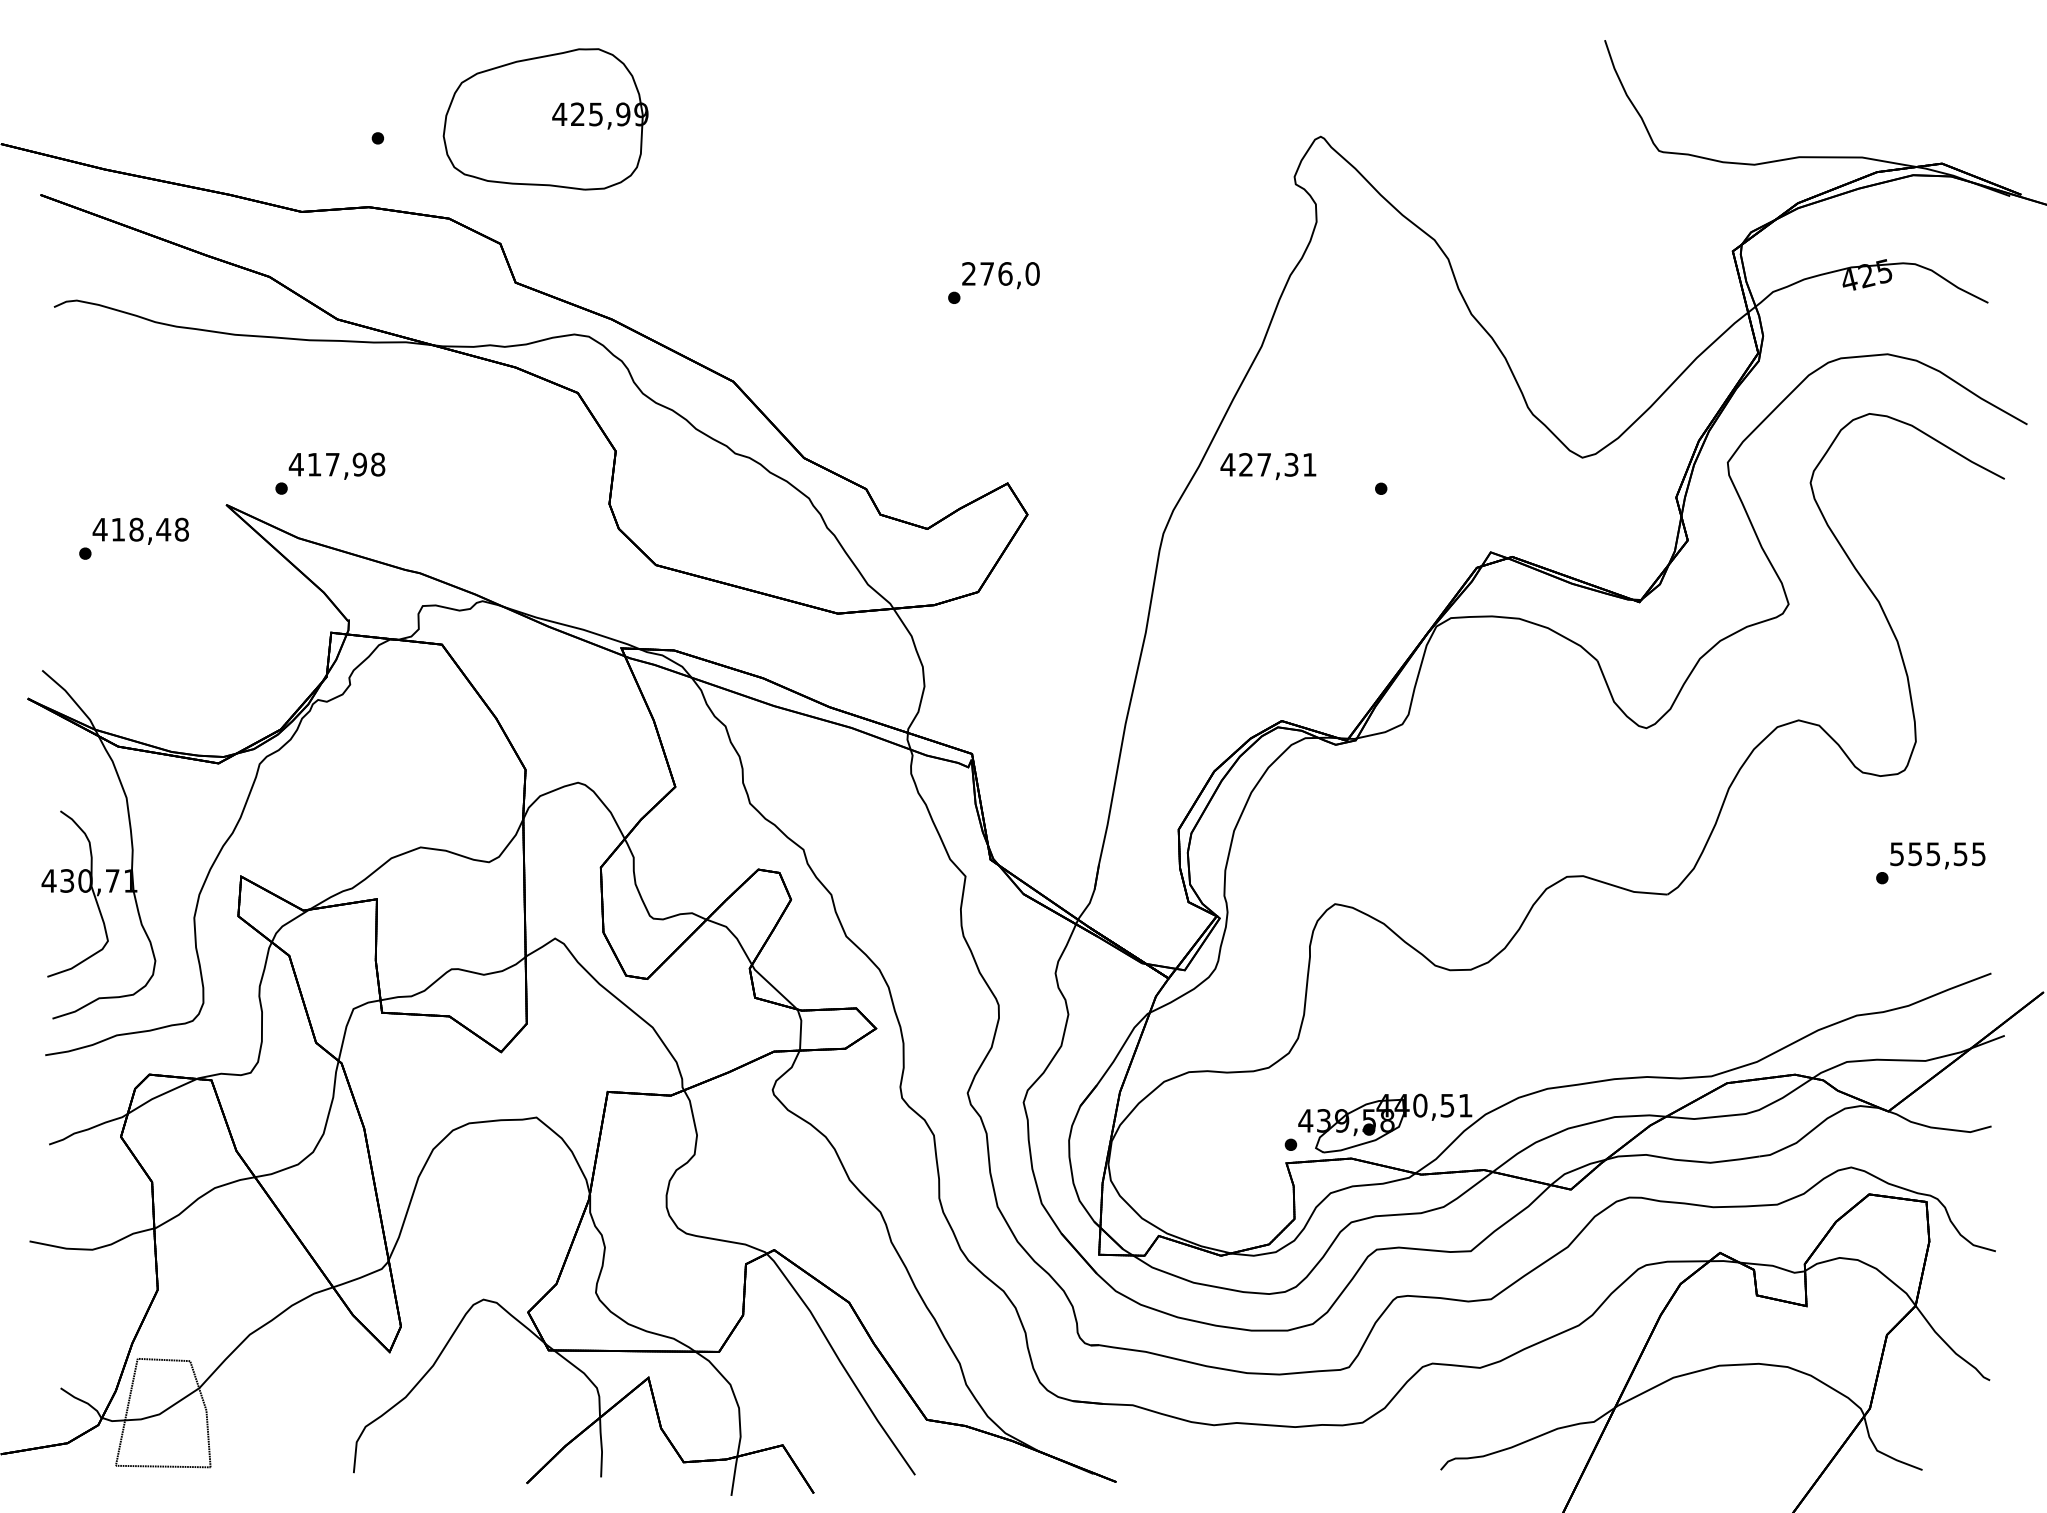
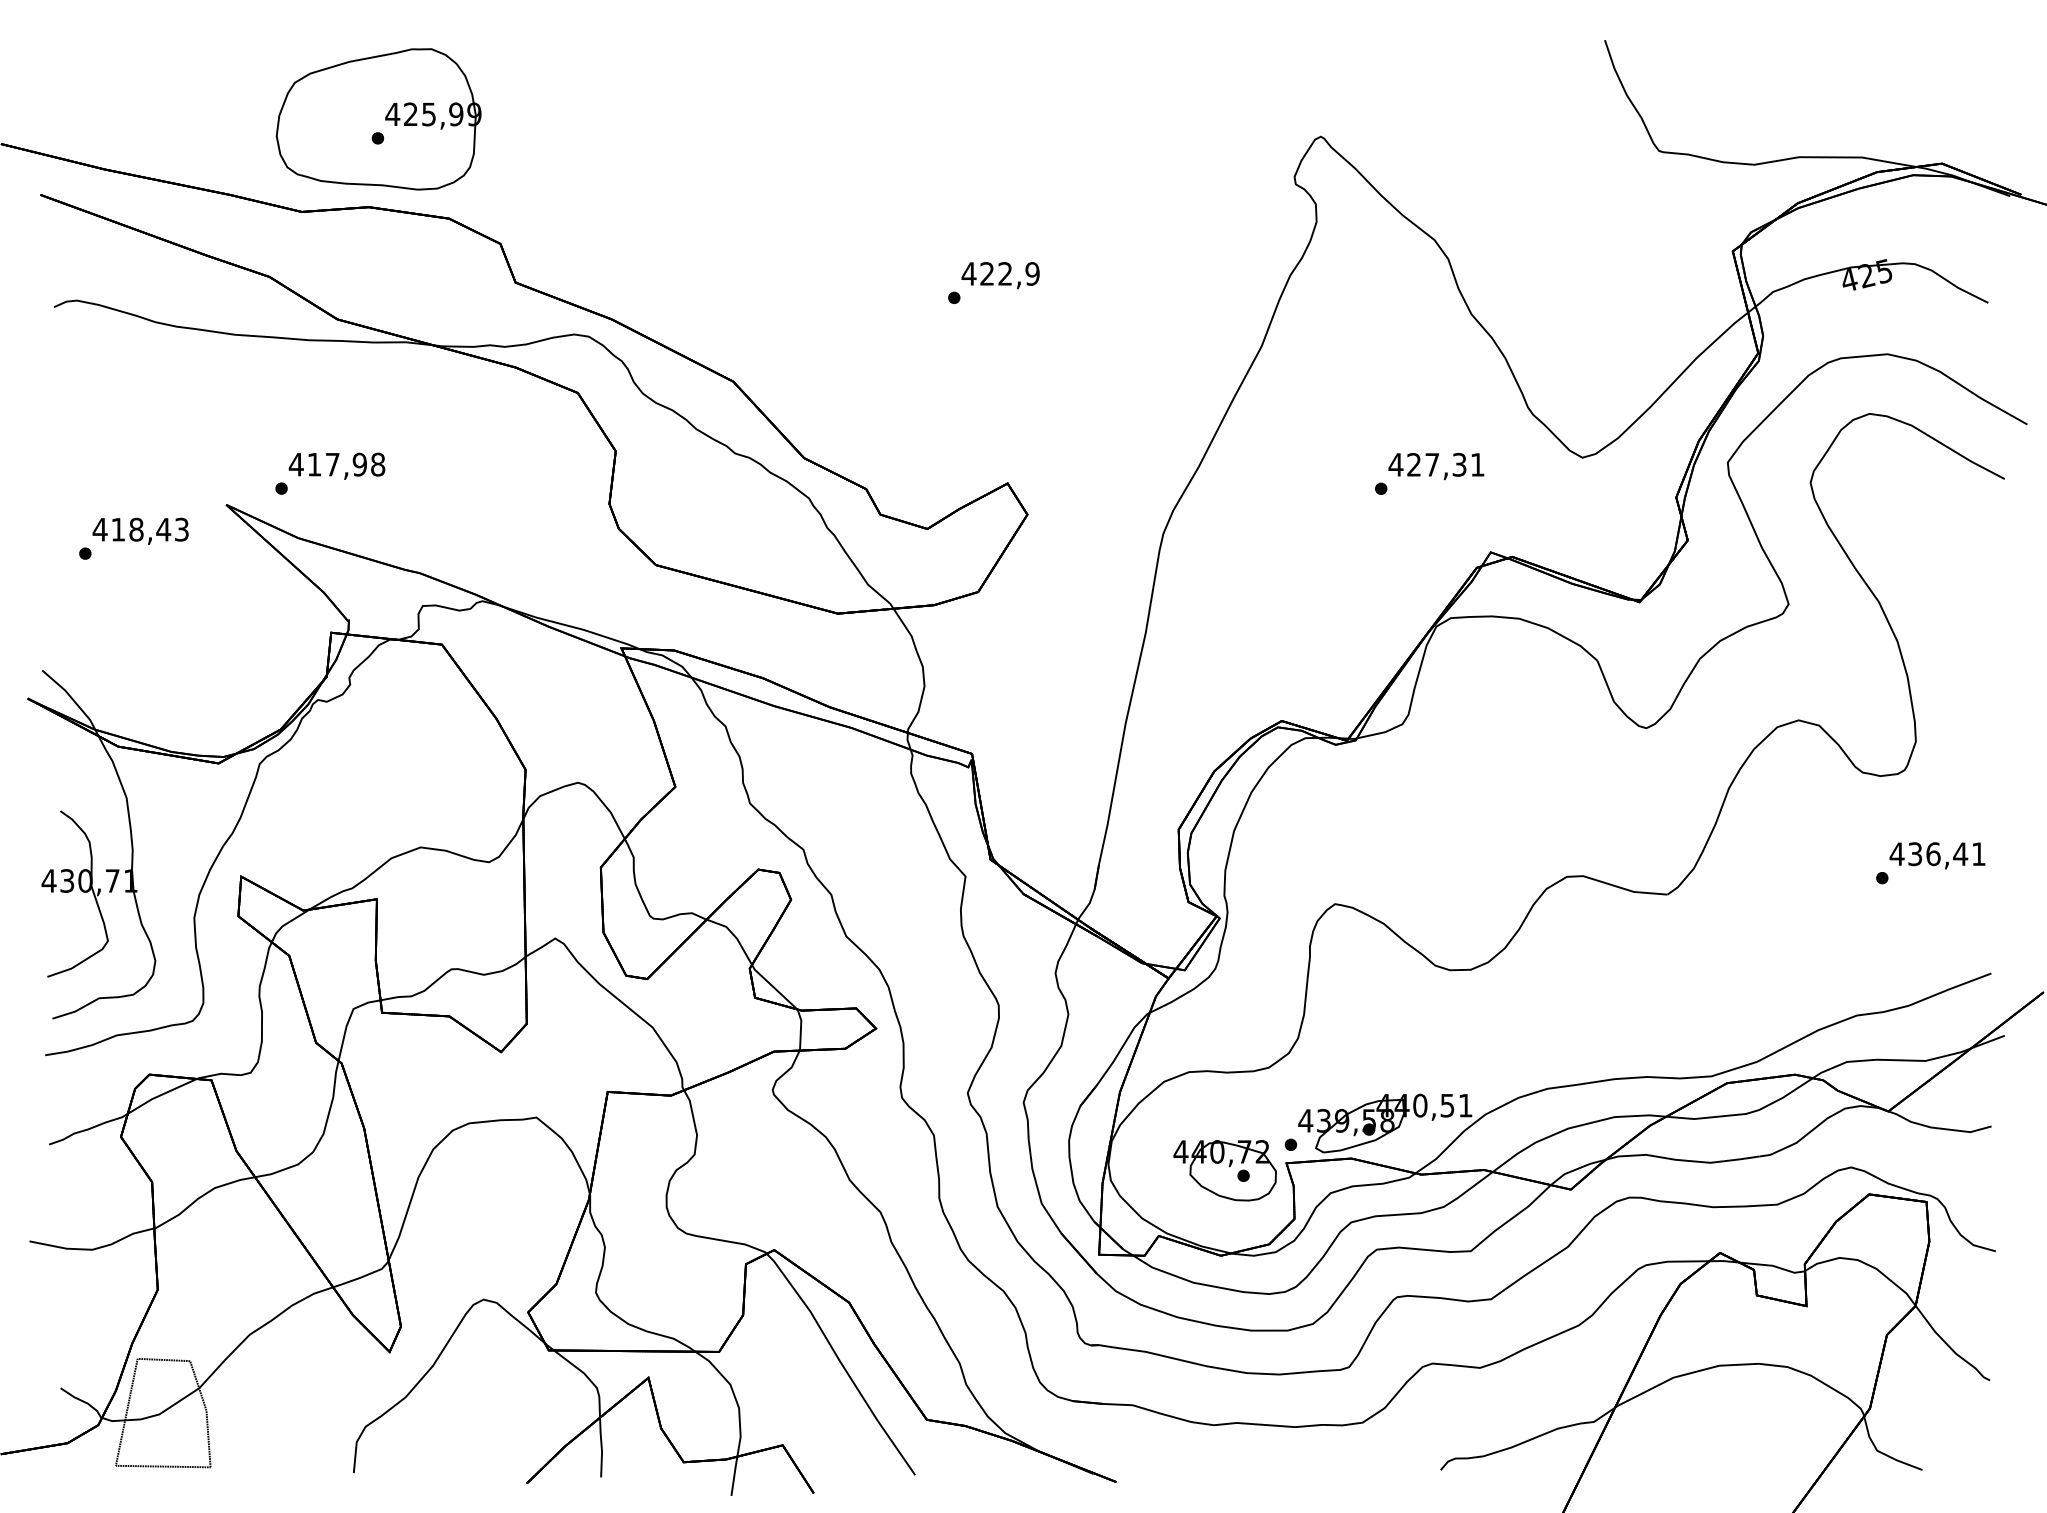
part position: (545, 119) -> (378, 119) (378, 119)
text: 276,0 -> 422,9 (1000, 273)
text position: (1268, 466) -> (1436, 466) (1436, 466)
text: 418,48 -> 418,43 (181, 529)
text: 555,55 -> 436,41 (1937, 854)
part: none -> present (1224, 1170)
